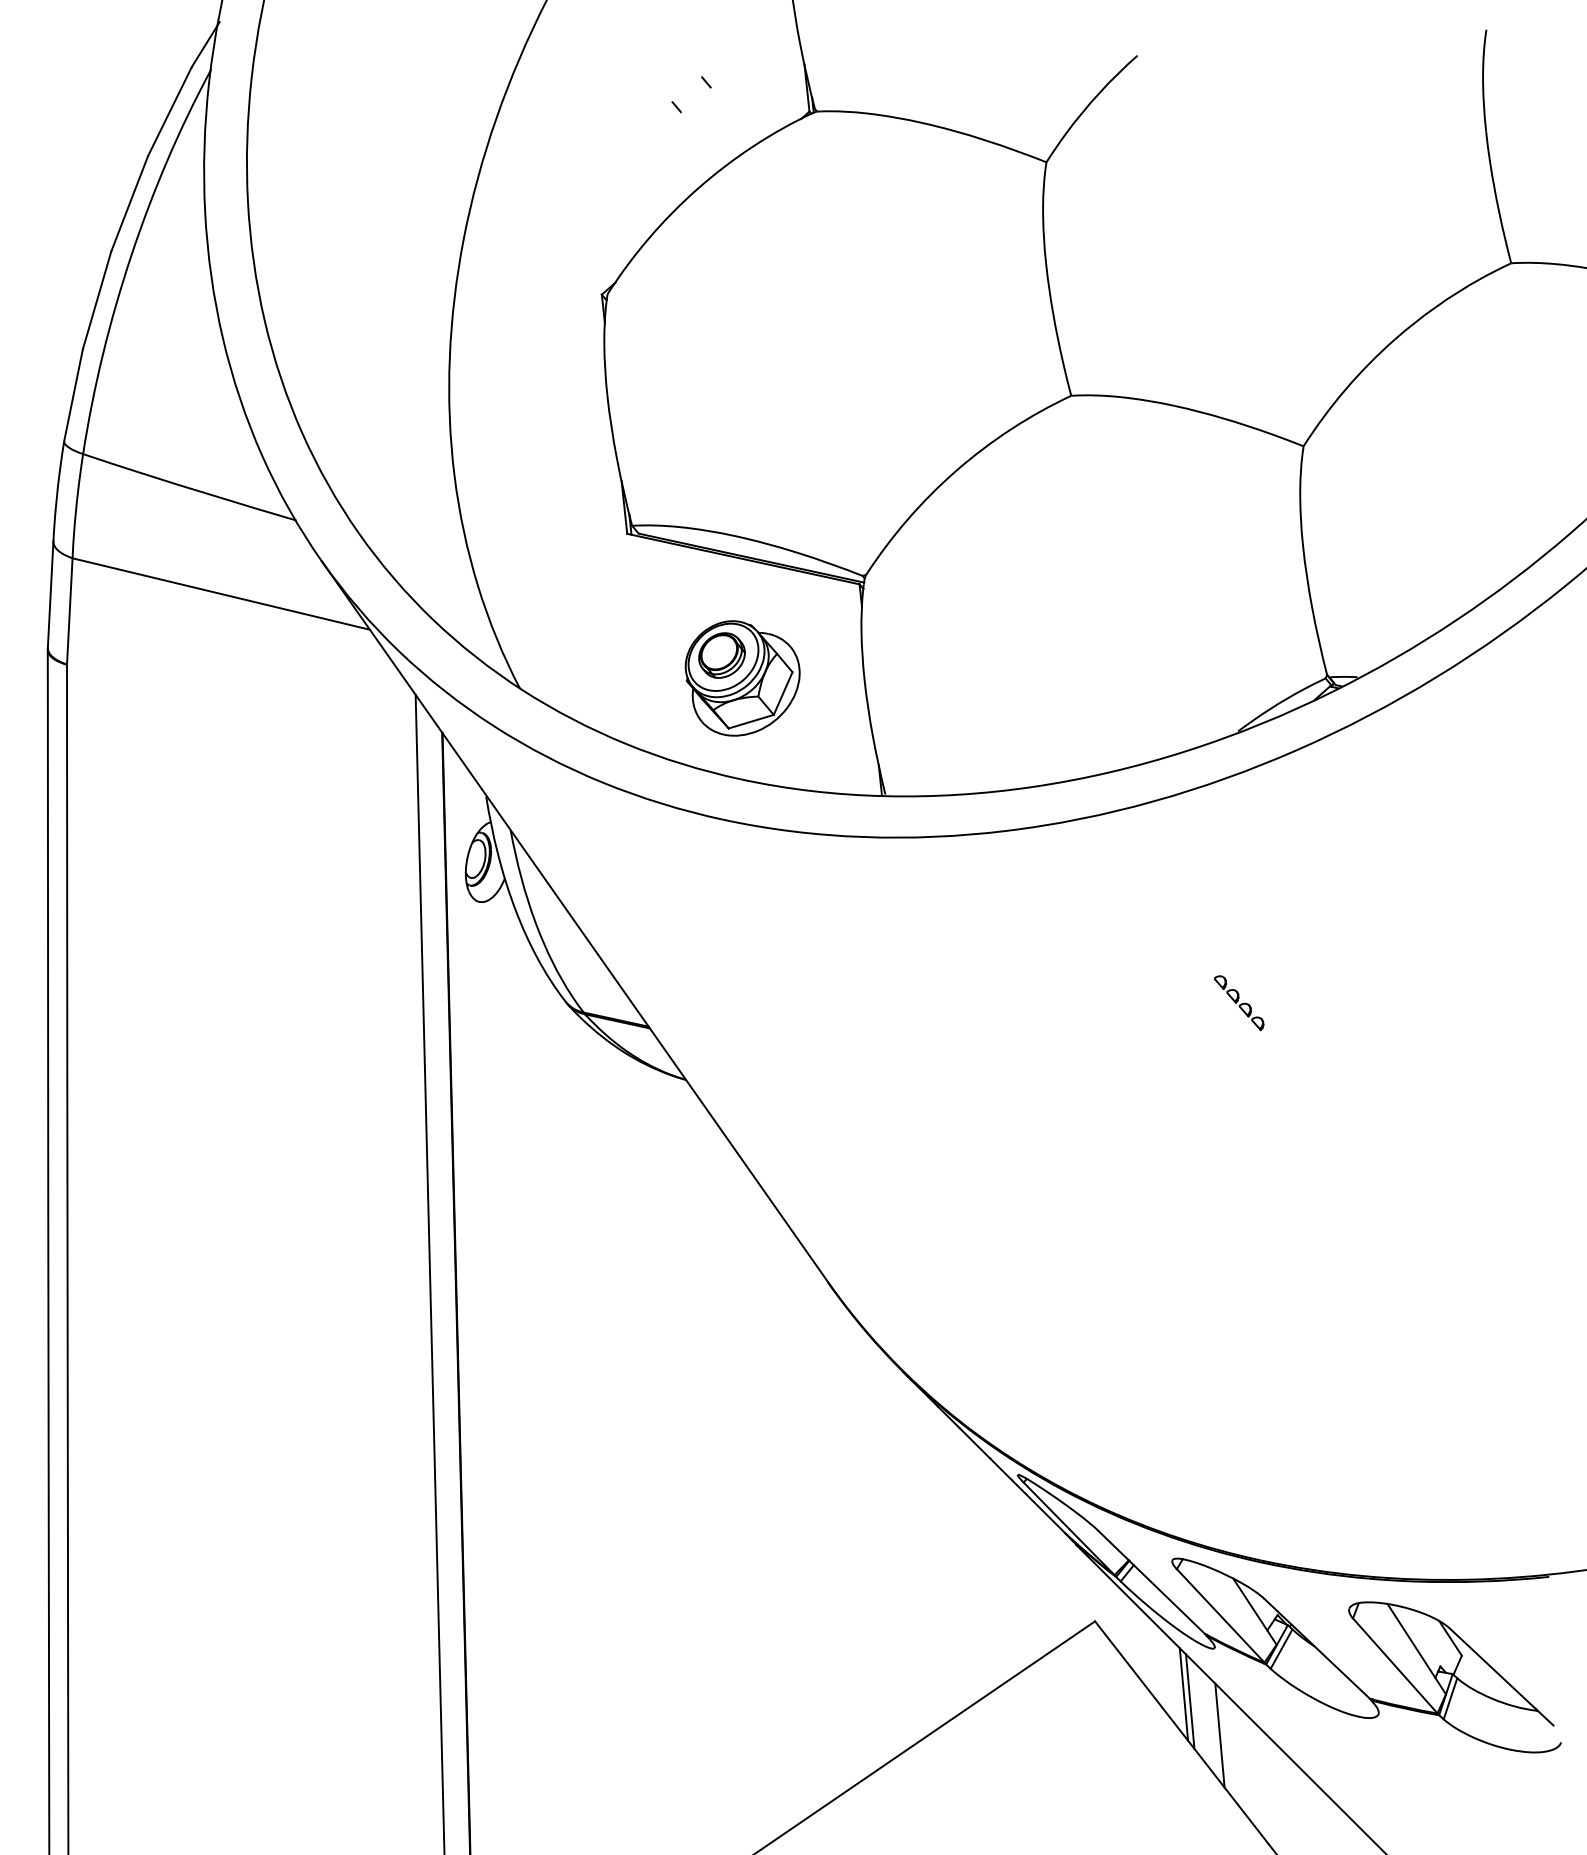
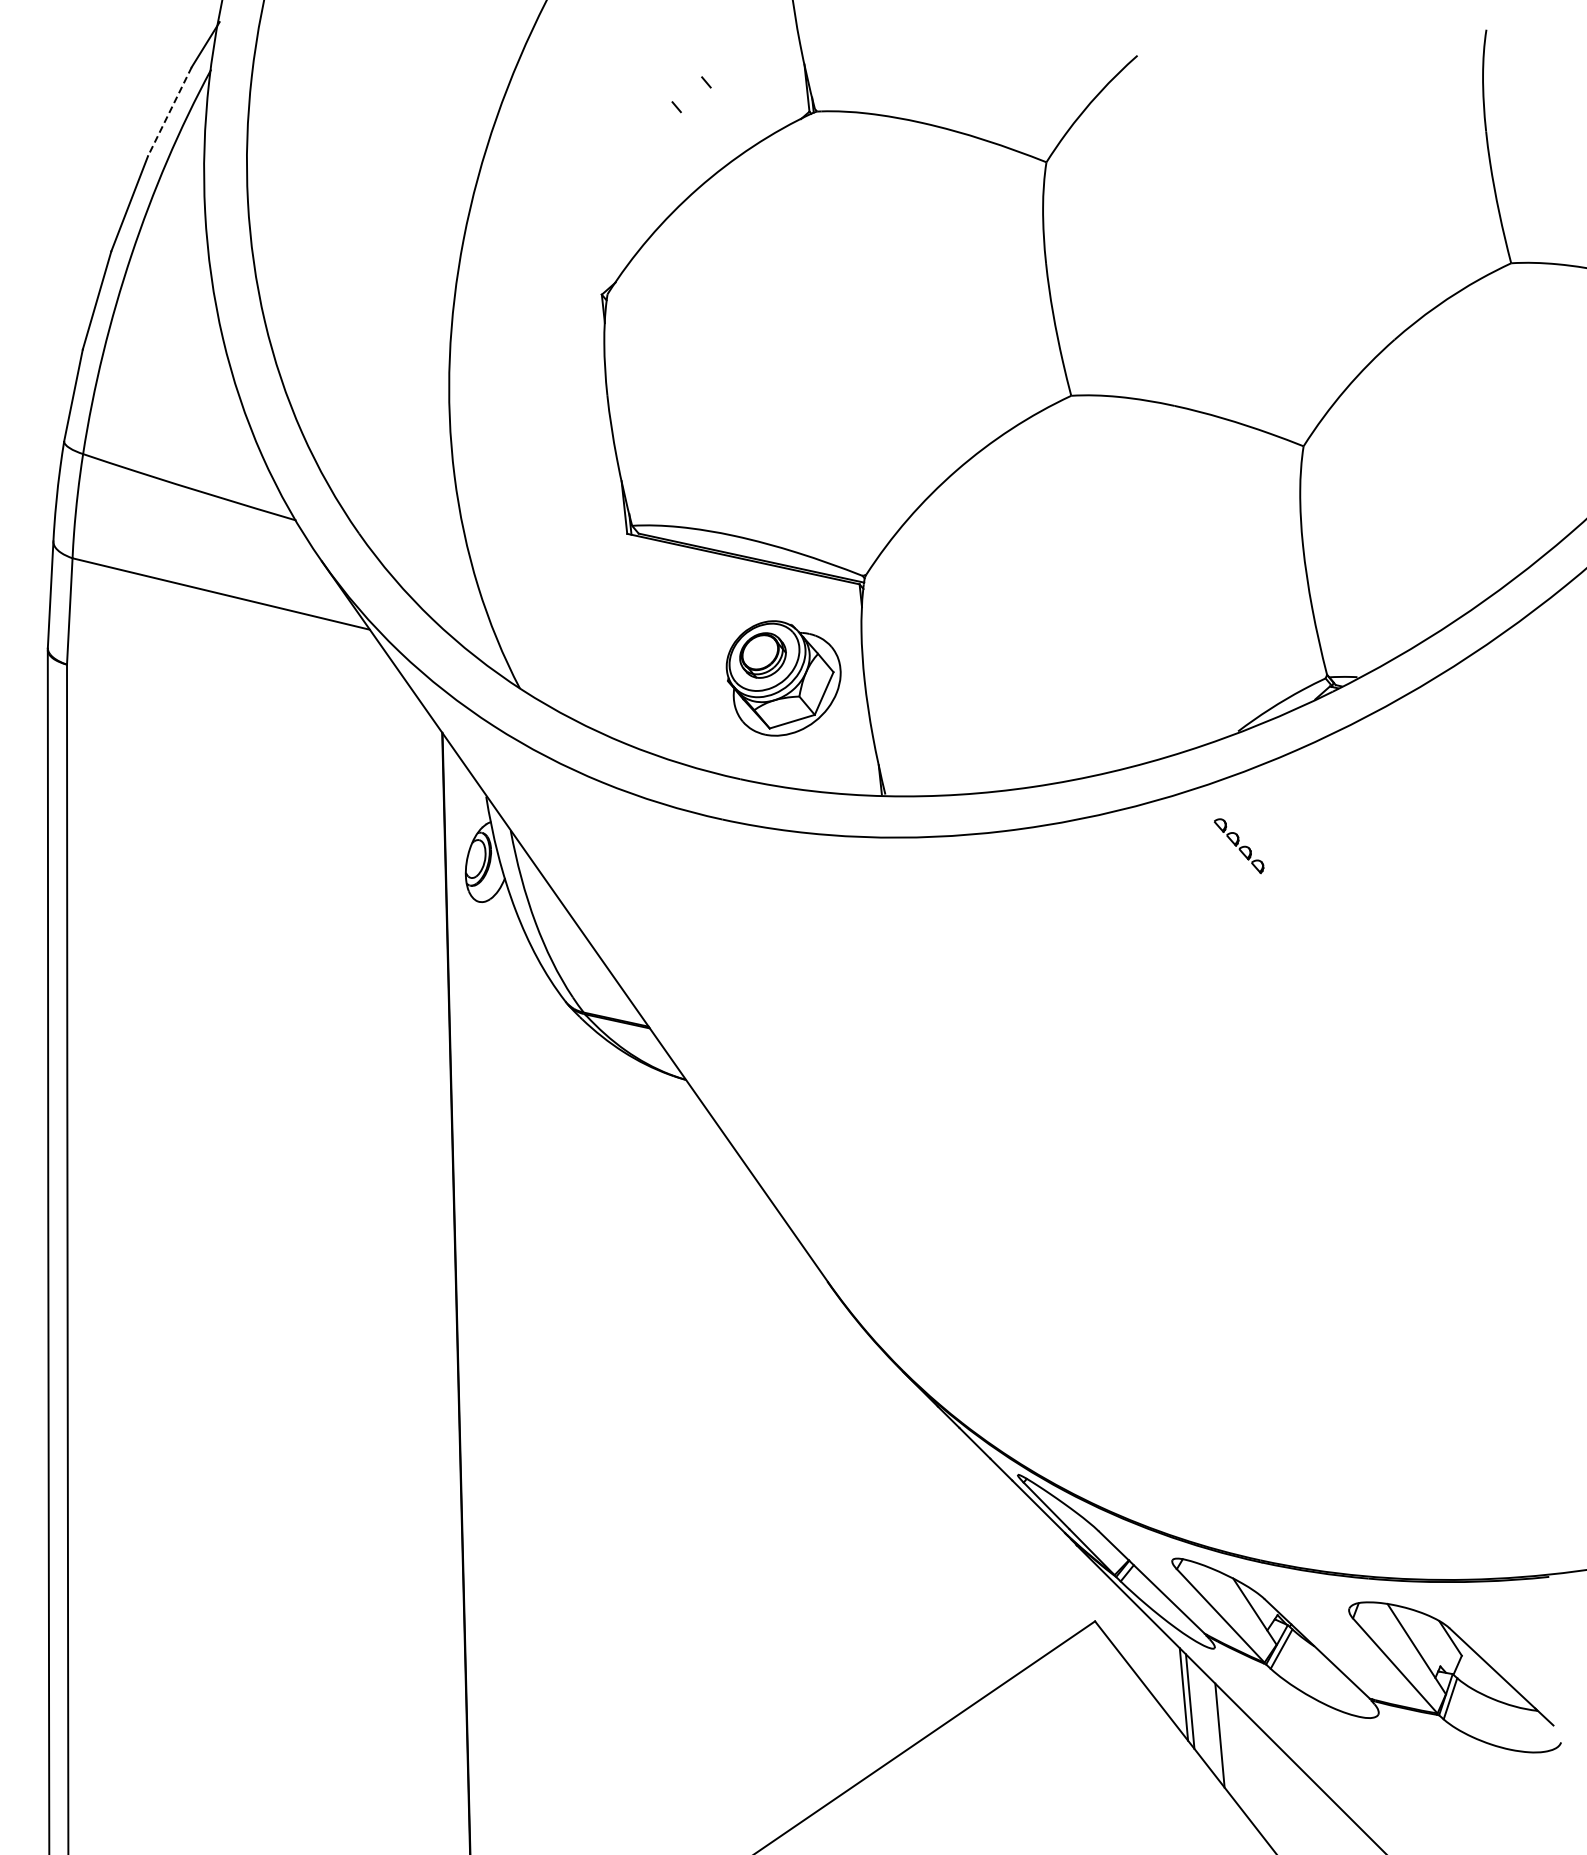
line: solid -> dashed (169, 111)
part position: (742, 678) -> (783, 678) (783, 678)
part position: (1238, 1003) -> (1238, 846) (1238, 846)
line: present -> none (429, 1272)
